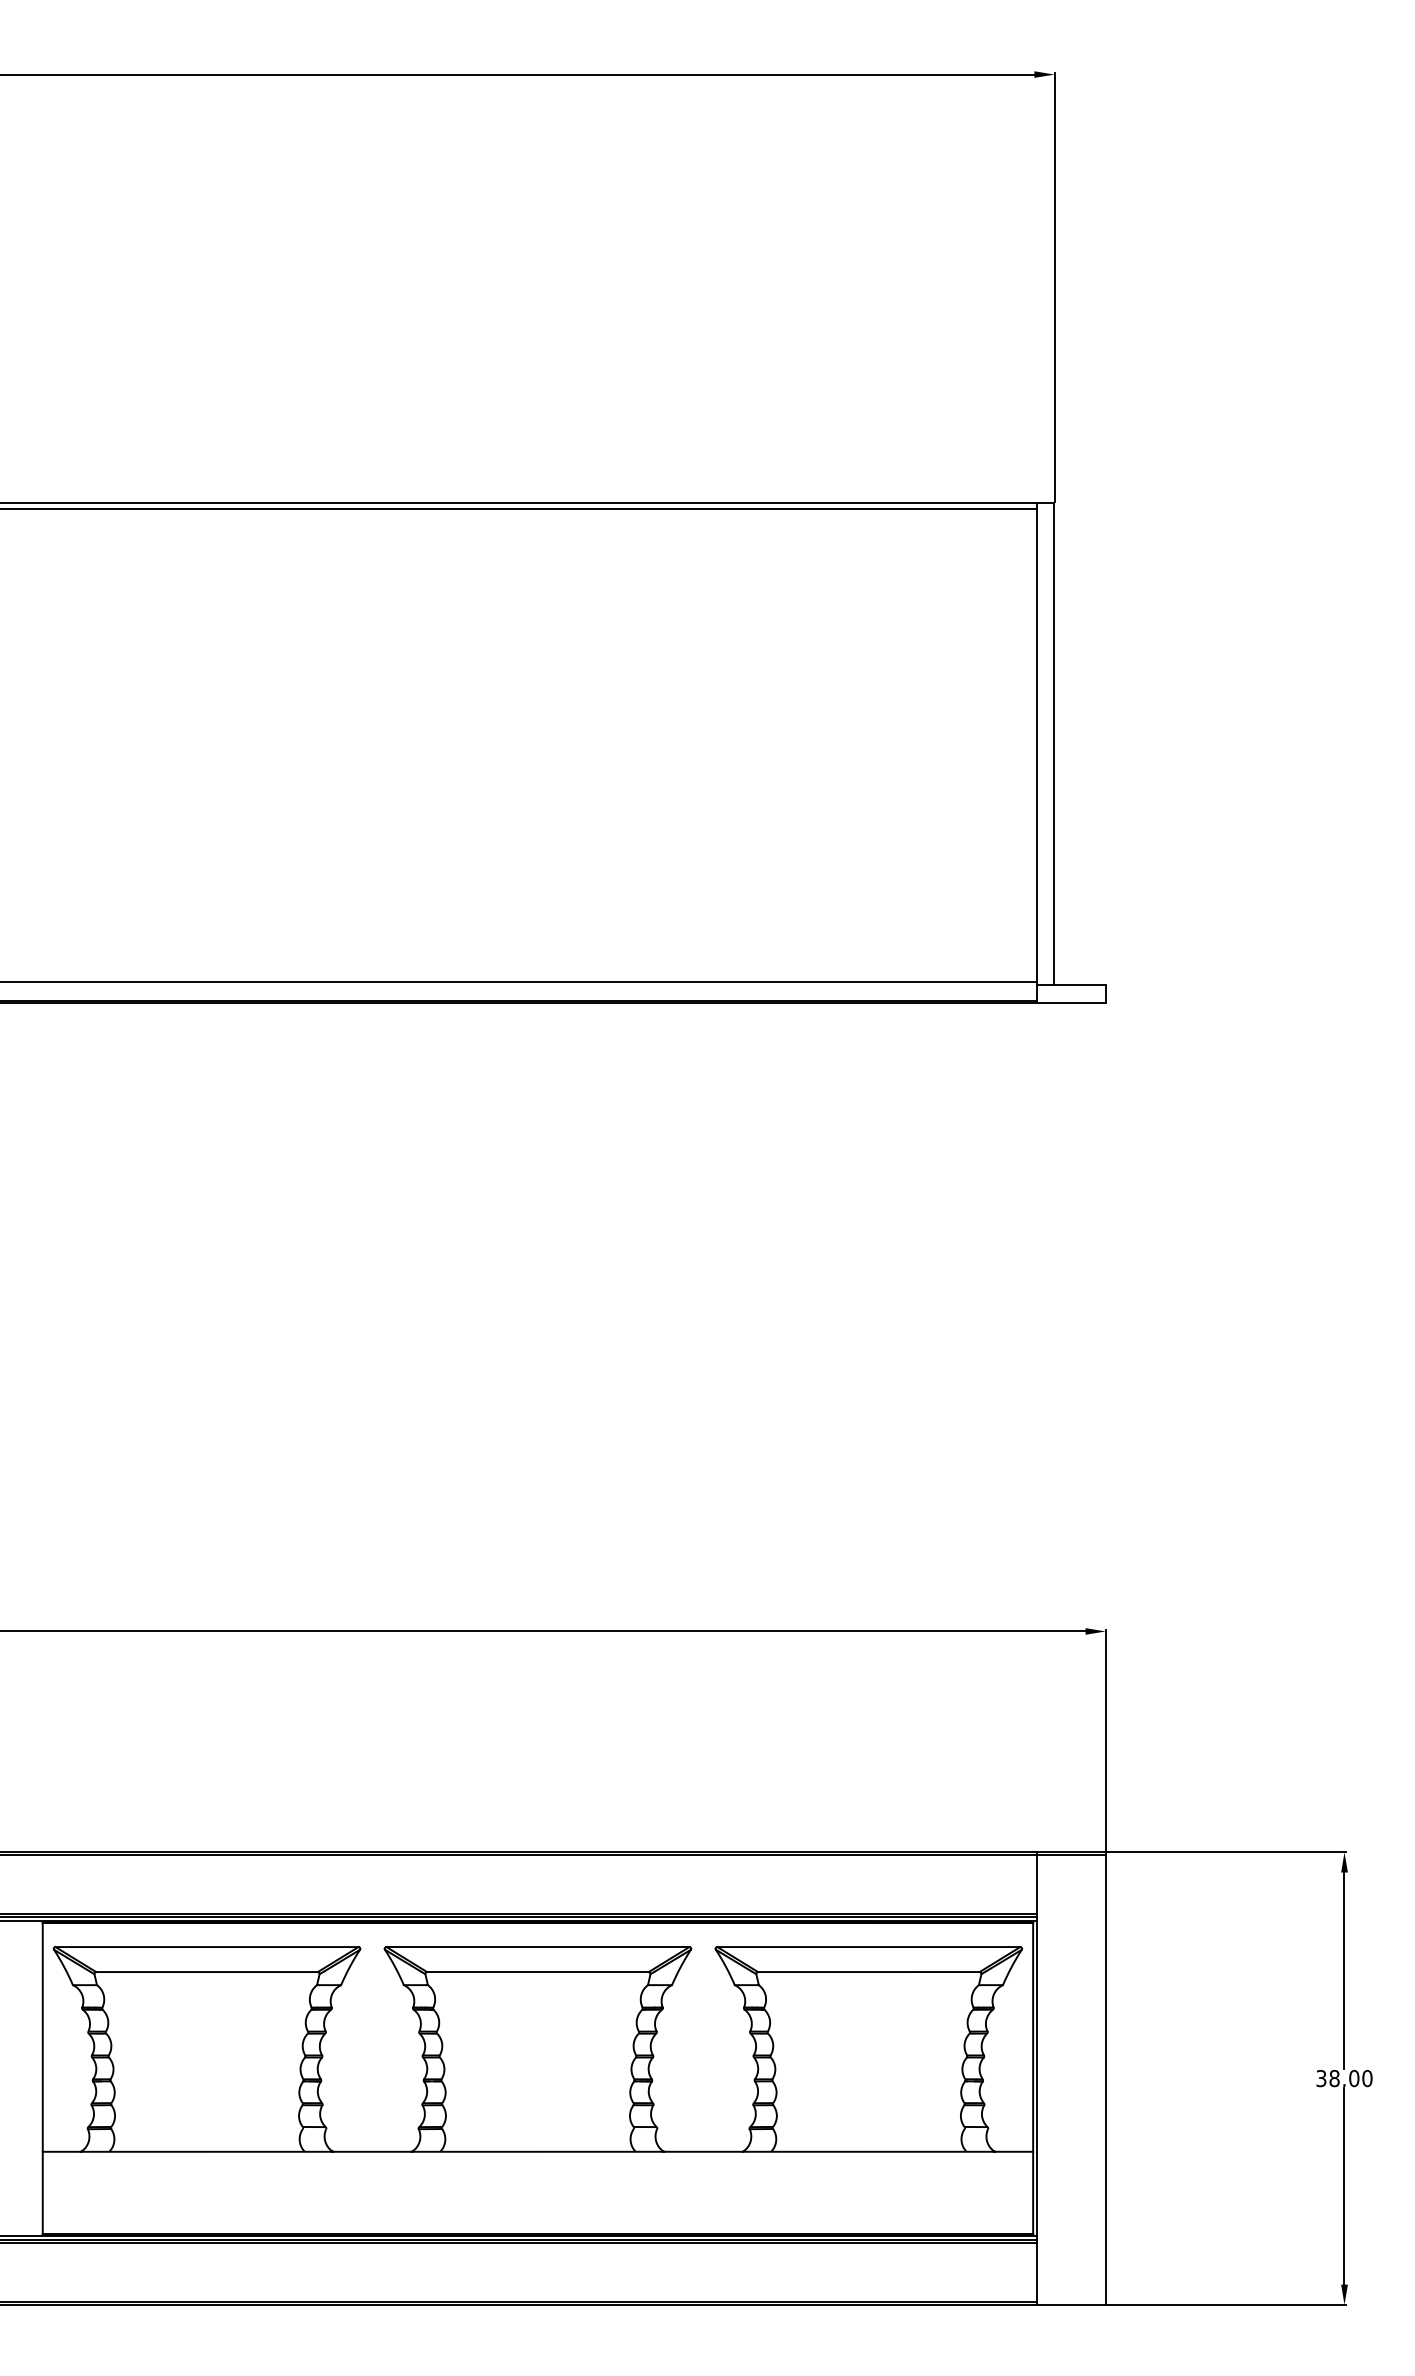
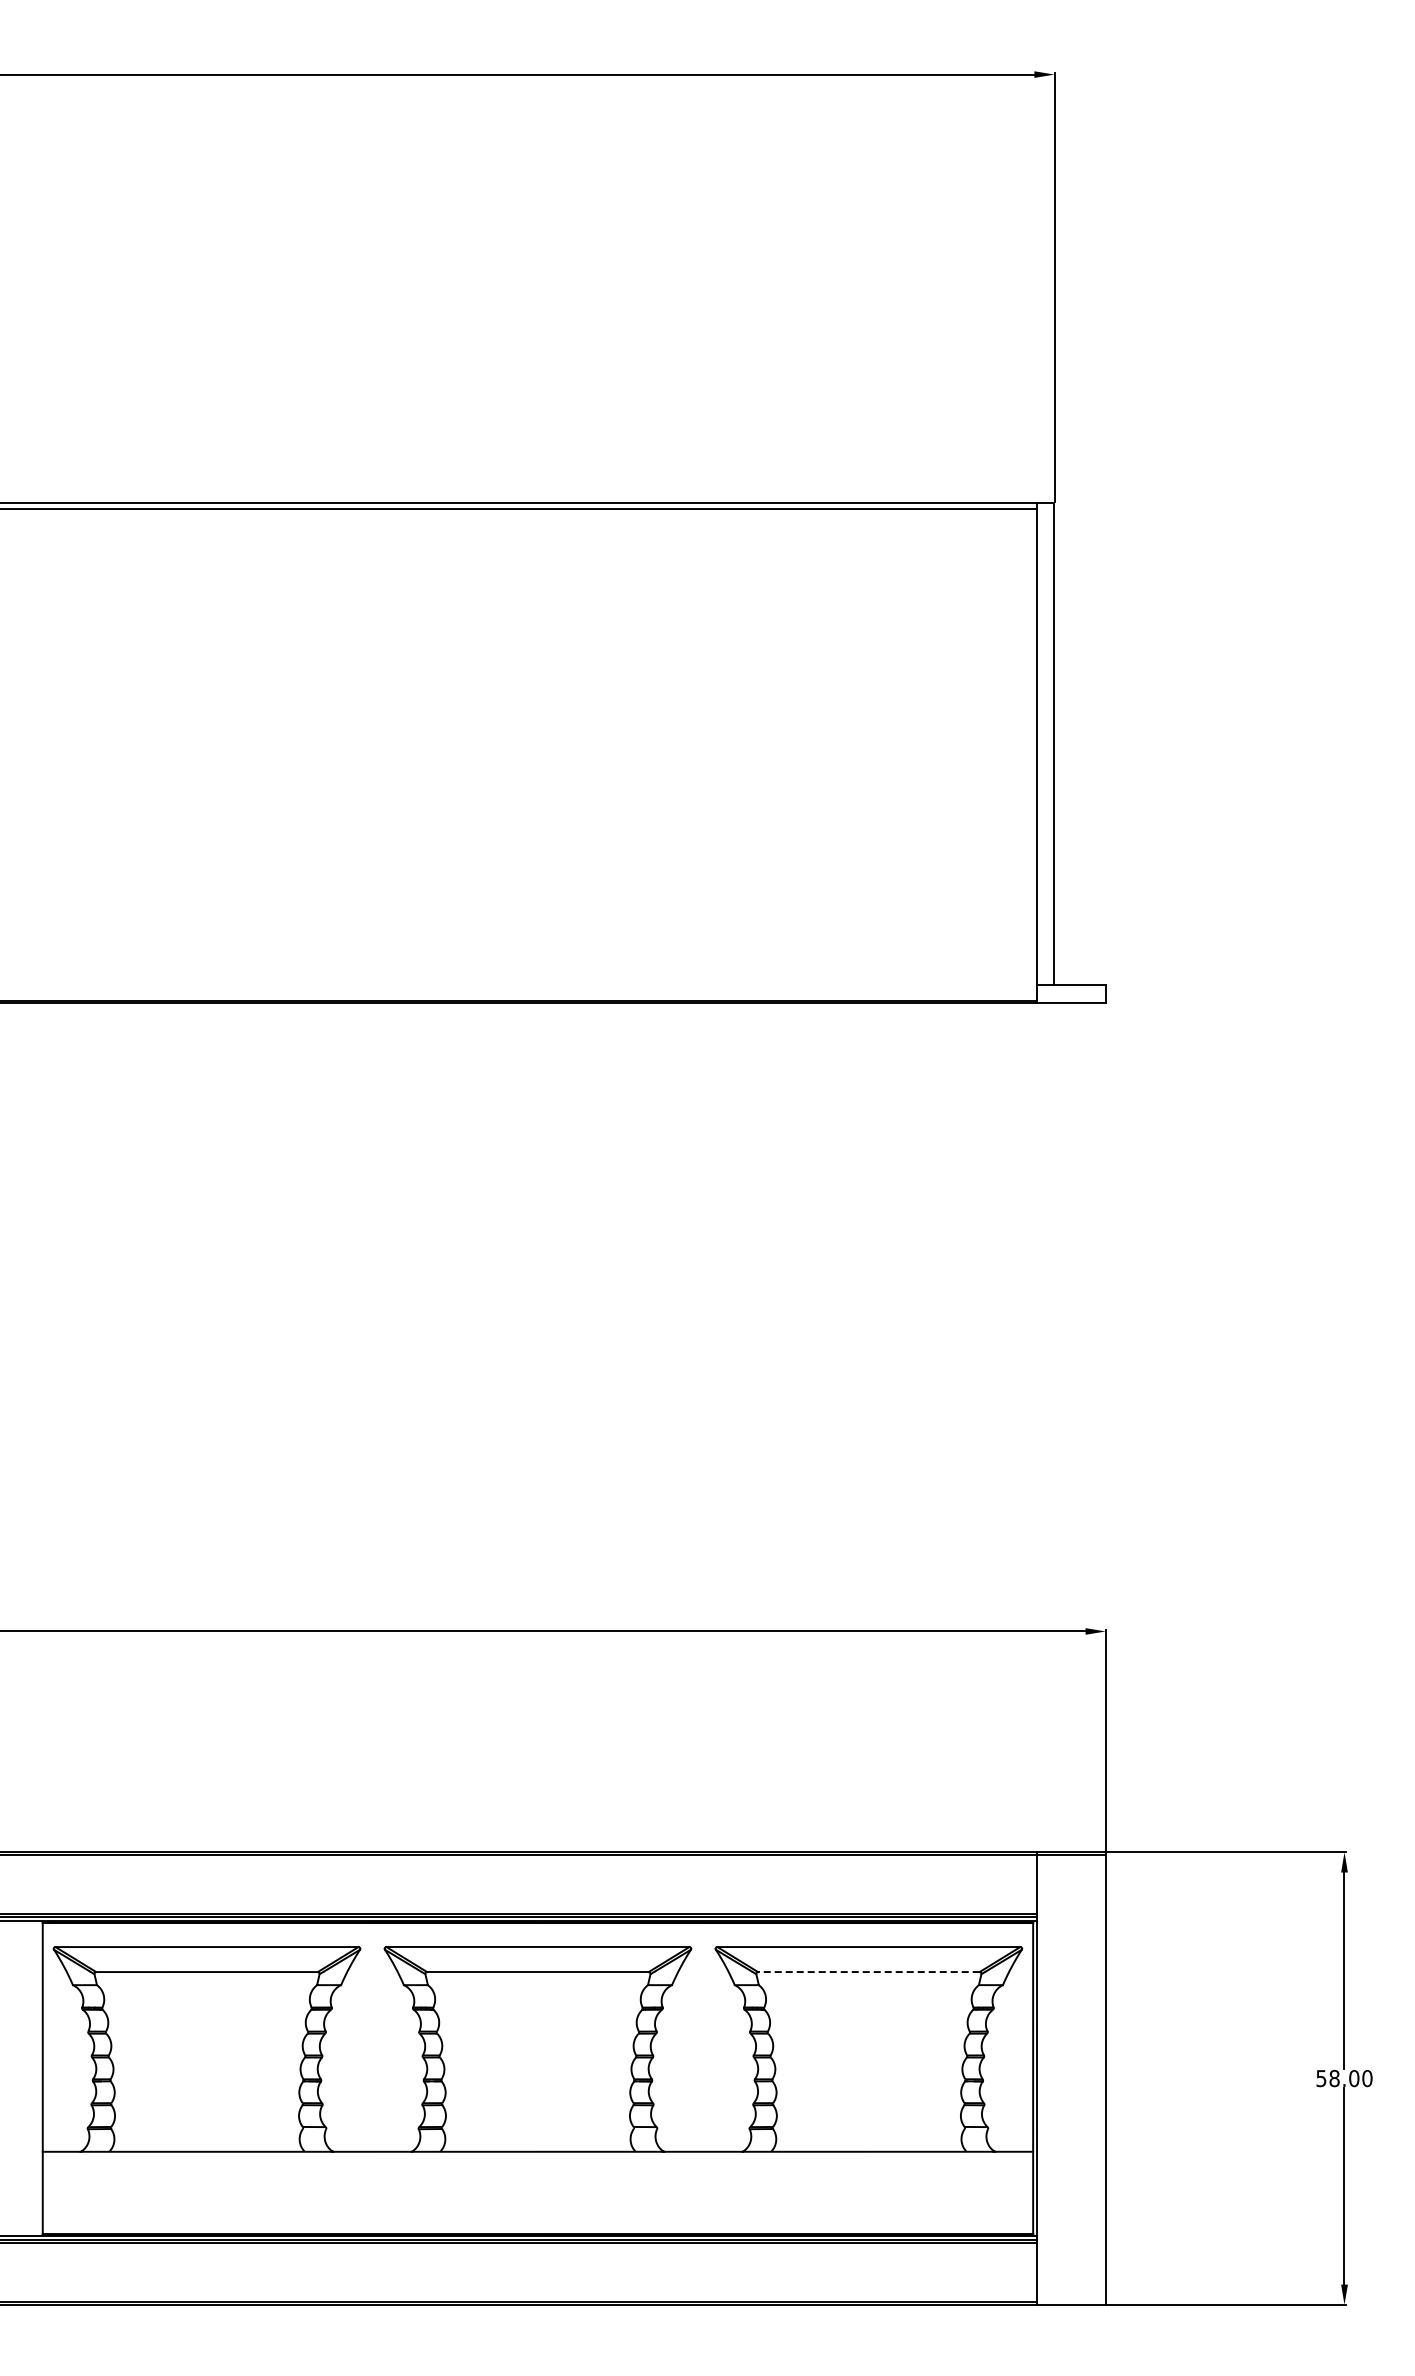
line: present -> none (519, 981)
line: solid -> dashed (868, 1972)
text: 38.00 -> 58.00 (1321, 2078)
